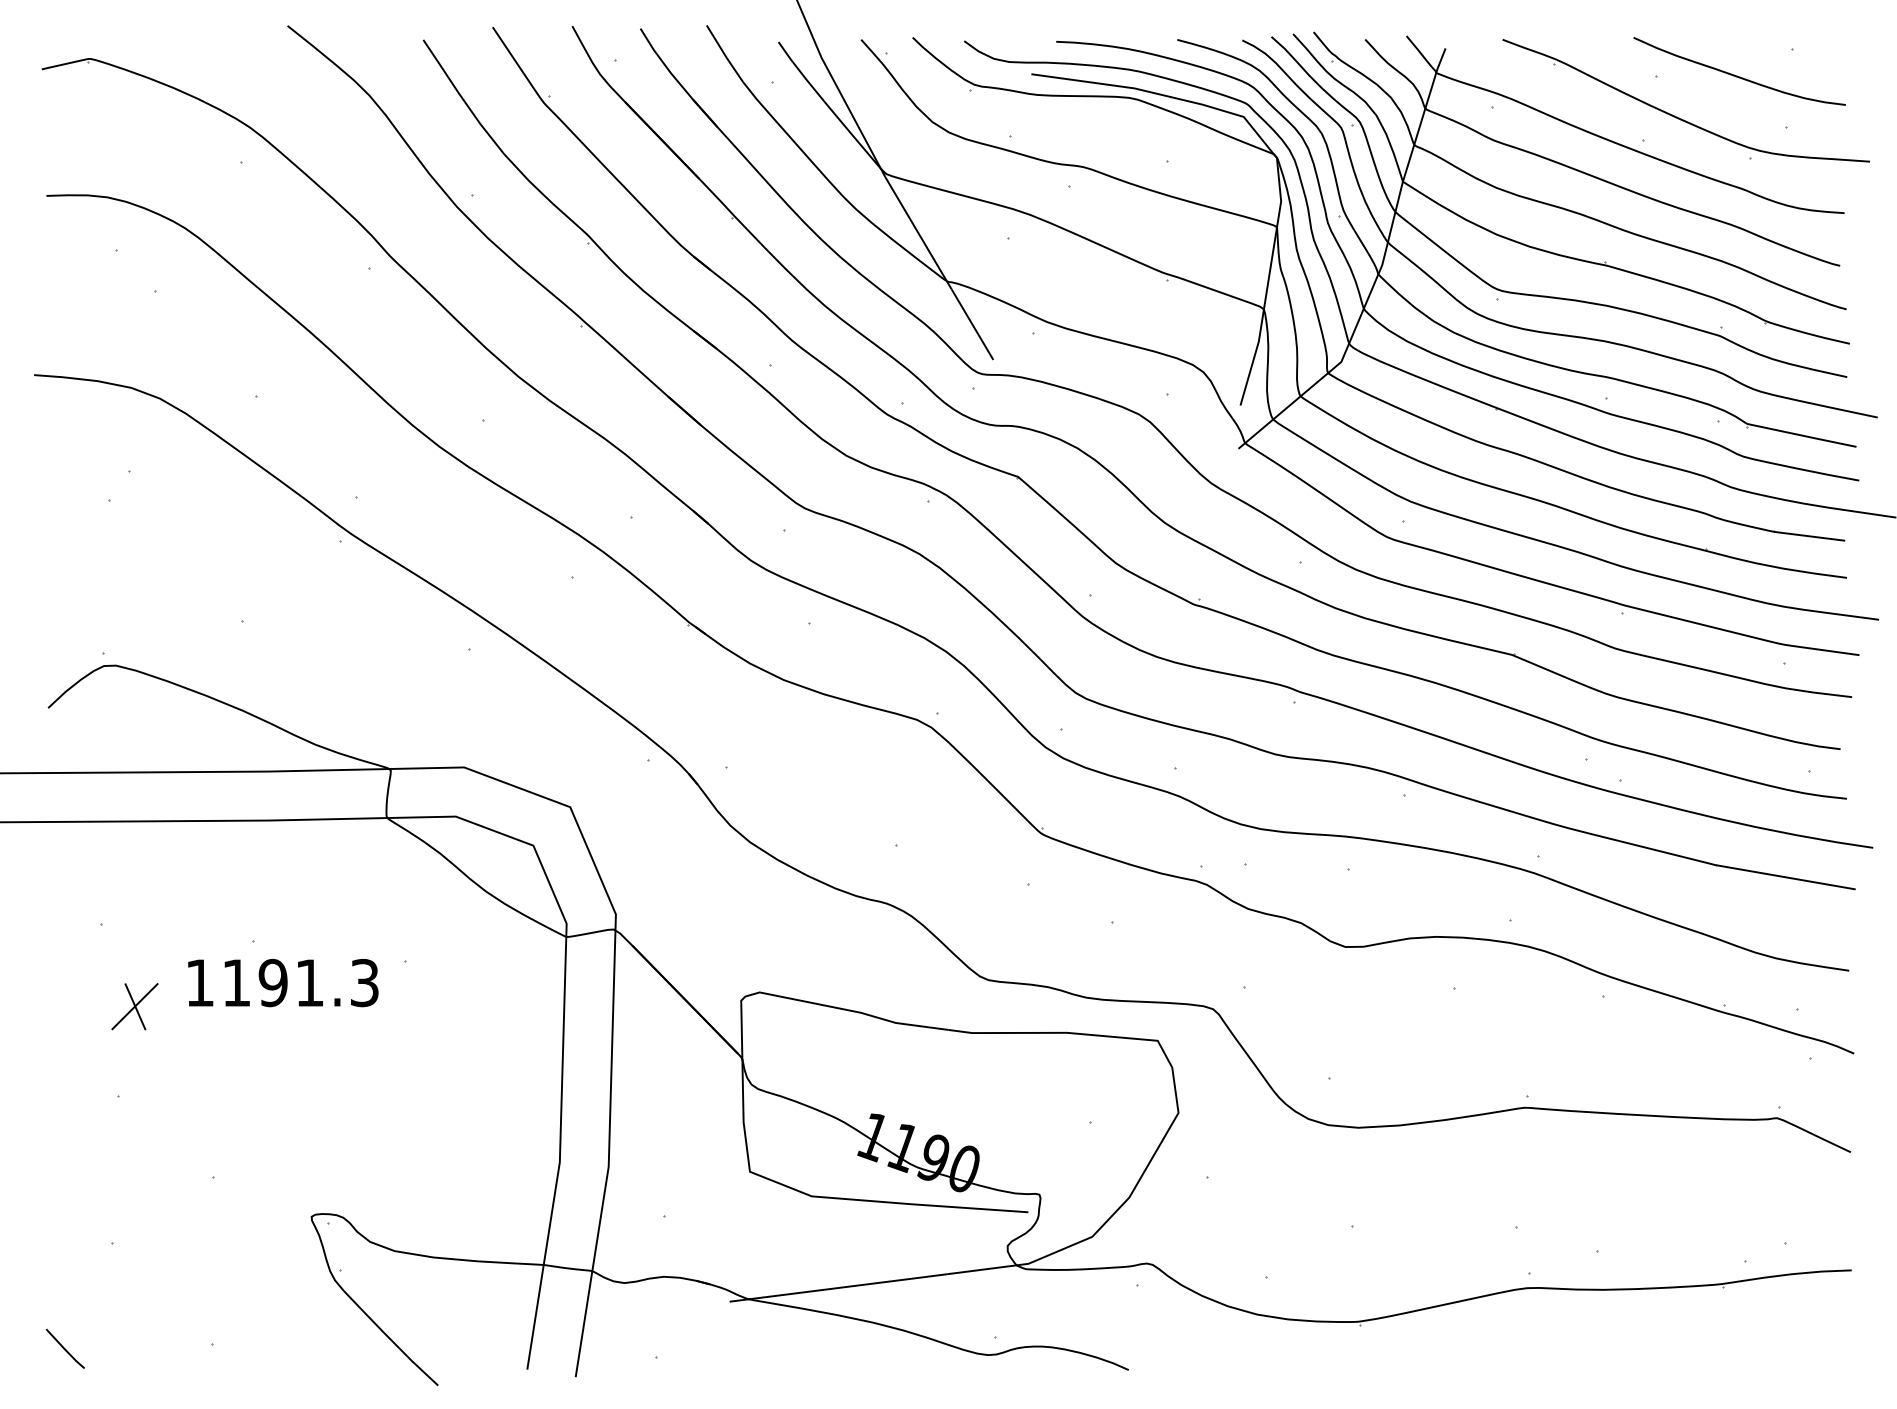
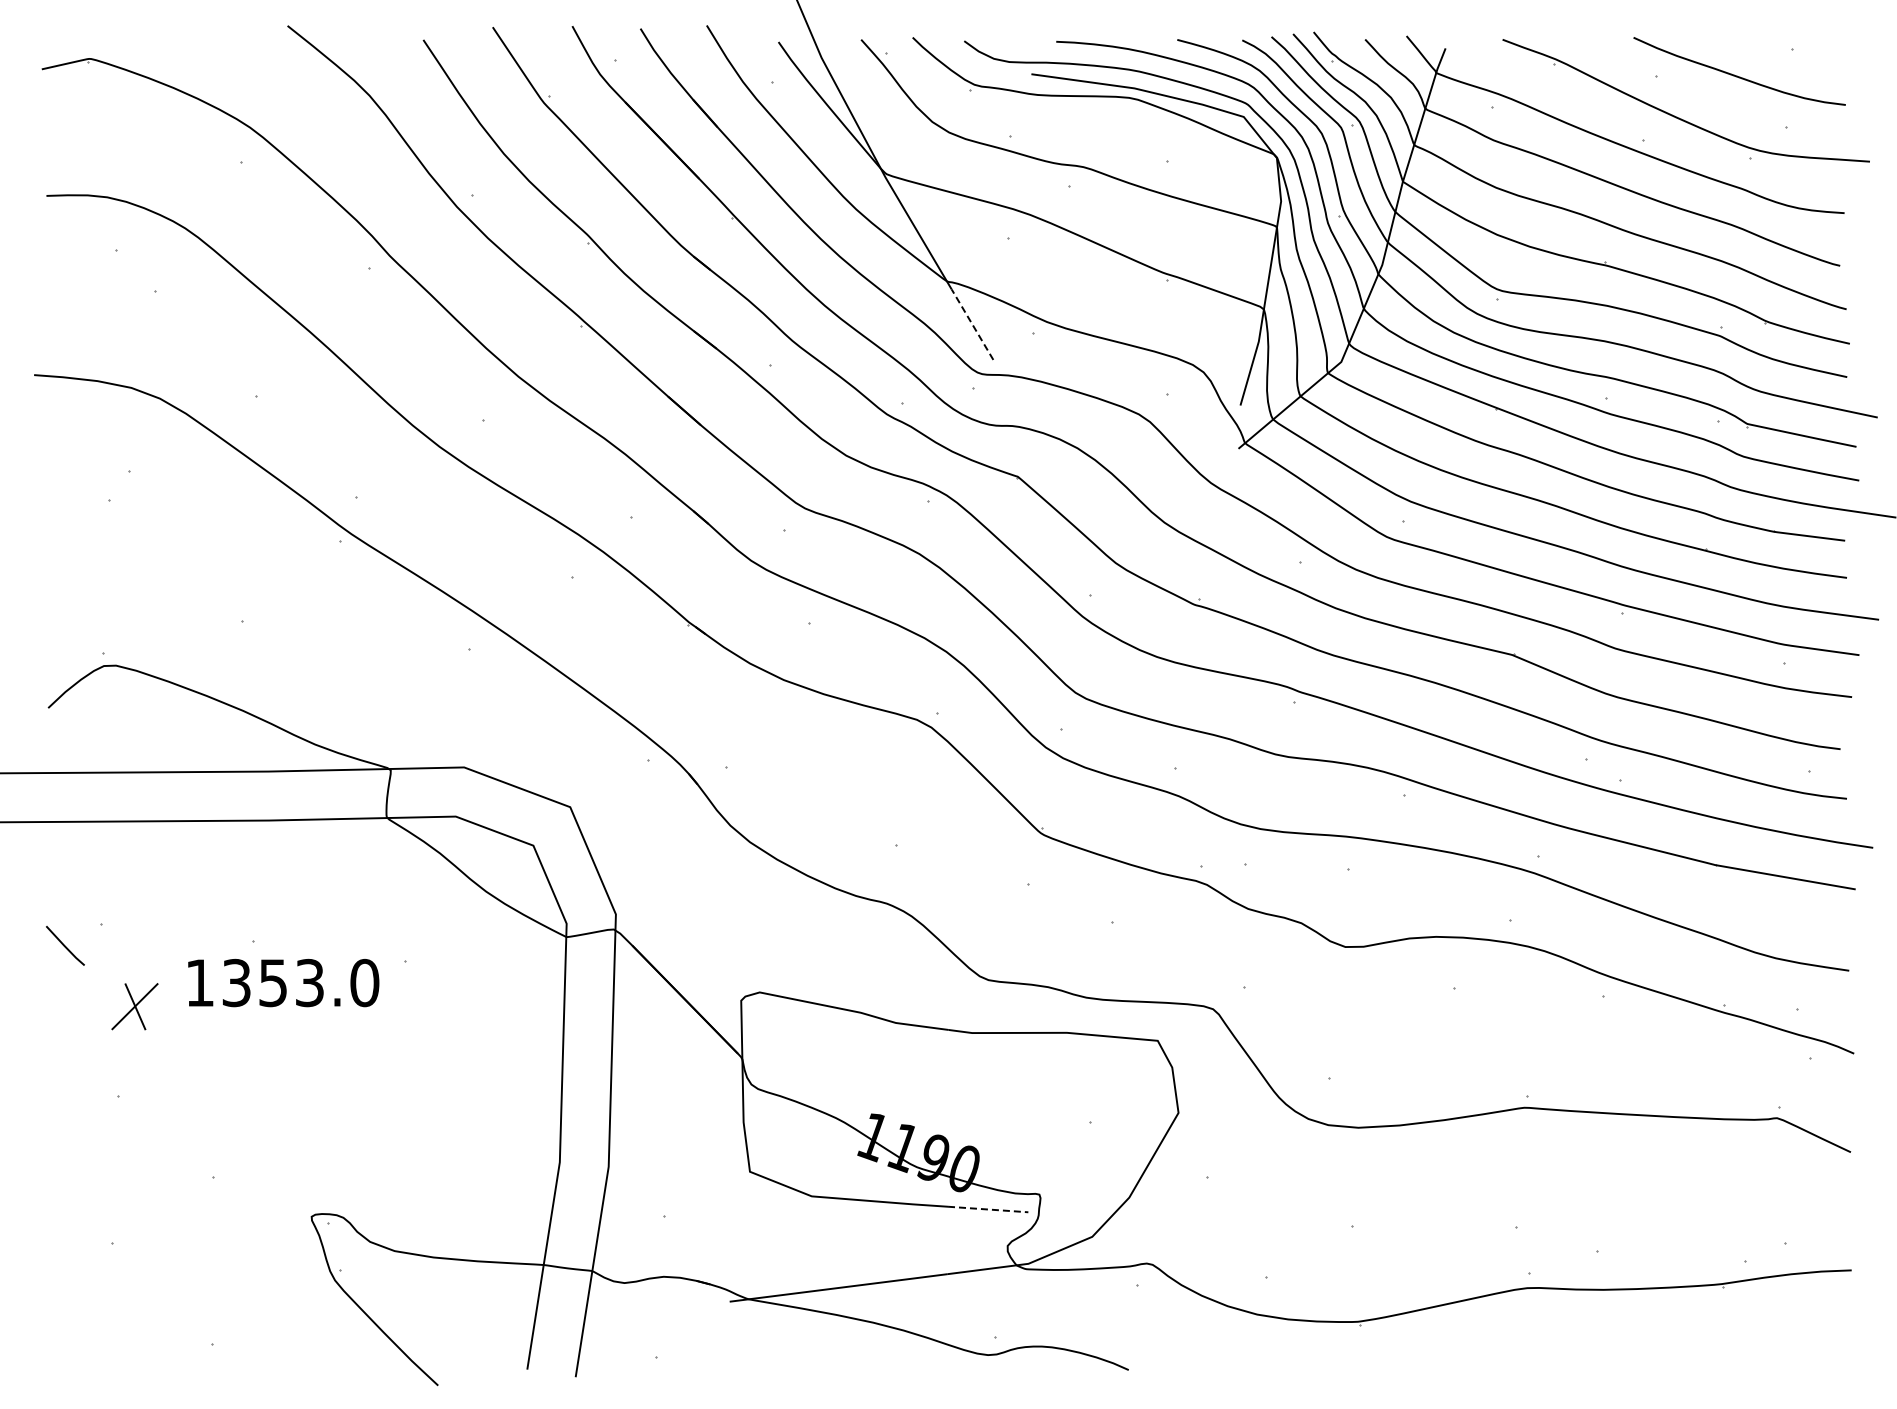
line: solid -> dashed (972, 324)
text: 1191.3 -> 1353.0 (300, 982)
line: solid -> dashed (988, 1209)
line position: (65, 1348) -> (65, 945) (65, 945)
